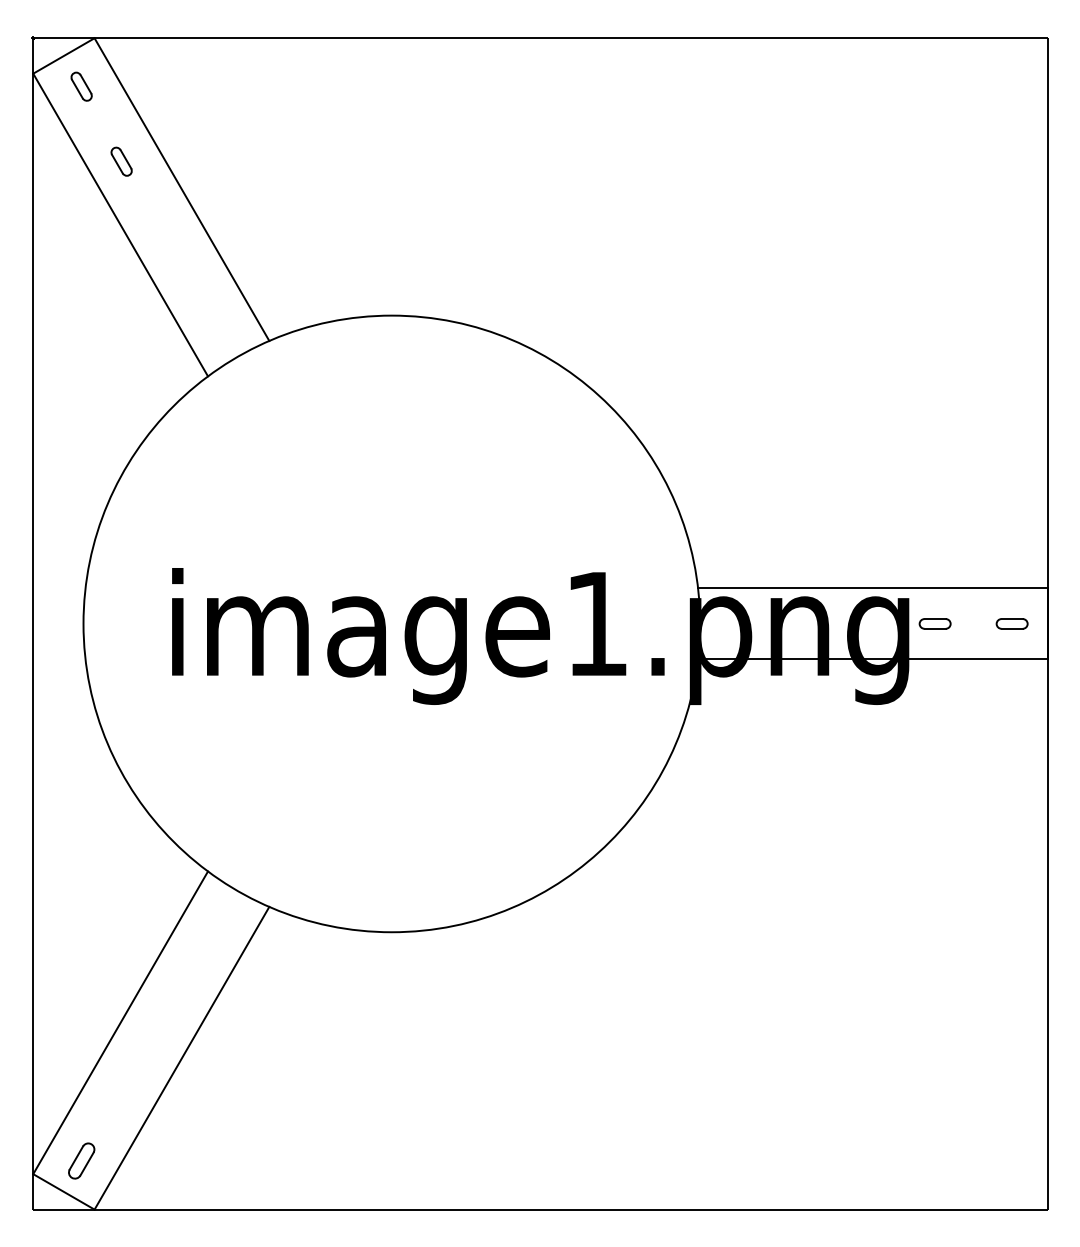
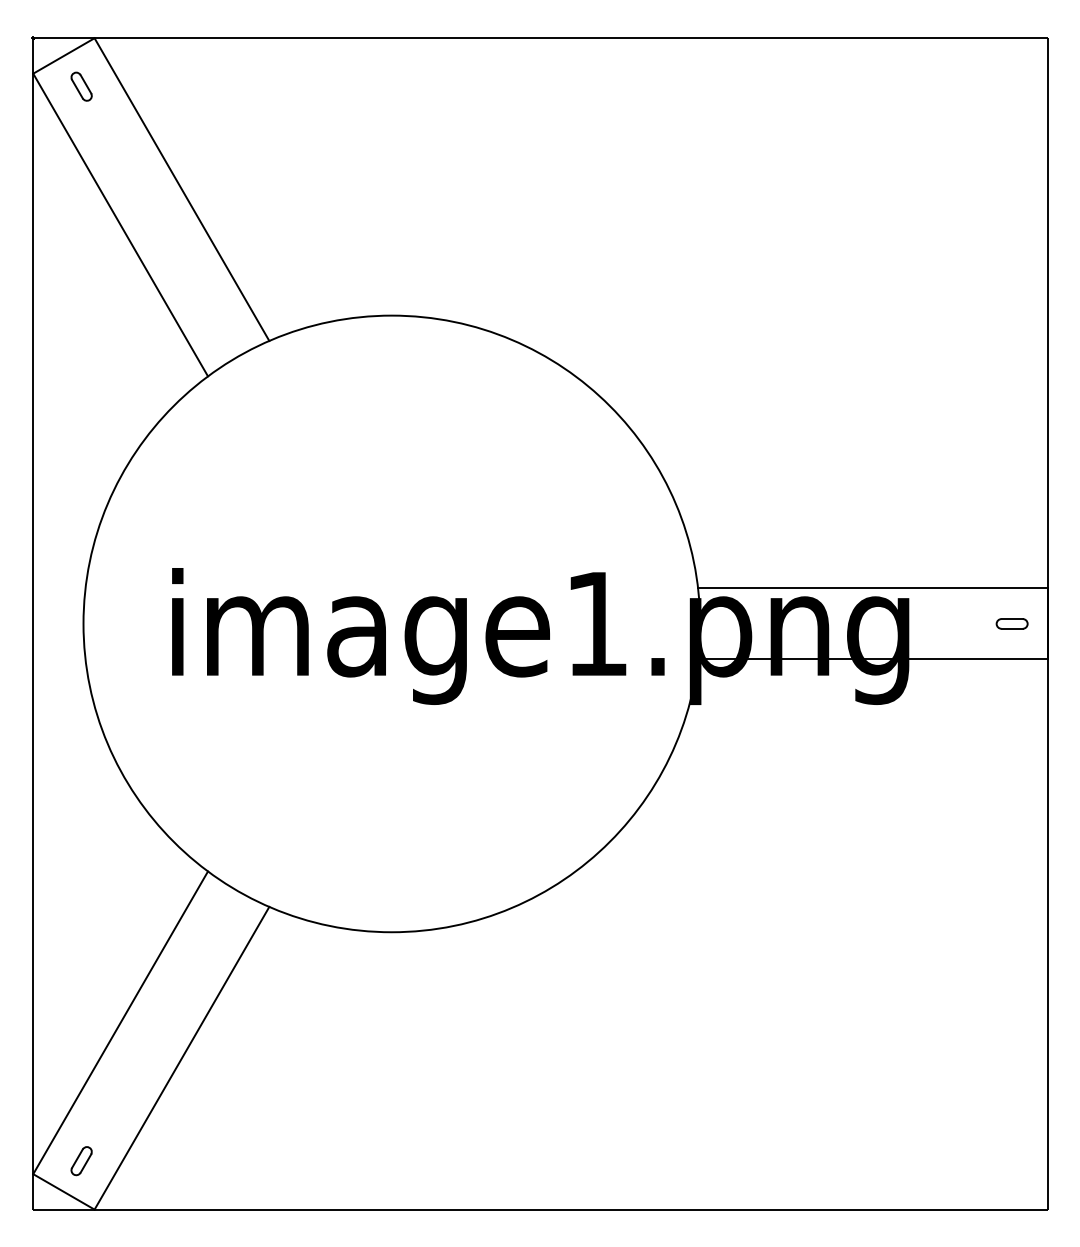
part: present -> none (121, 161)
part: present -> none (934, 623)
part size: 28x38 px -> 23x31 px (81, 1161)
